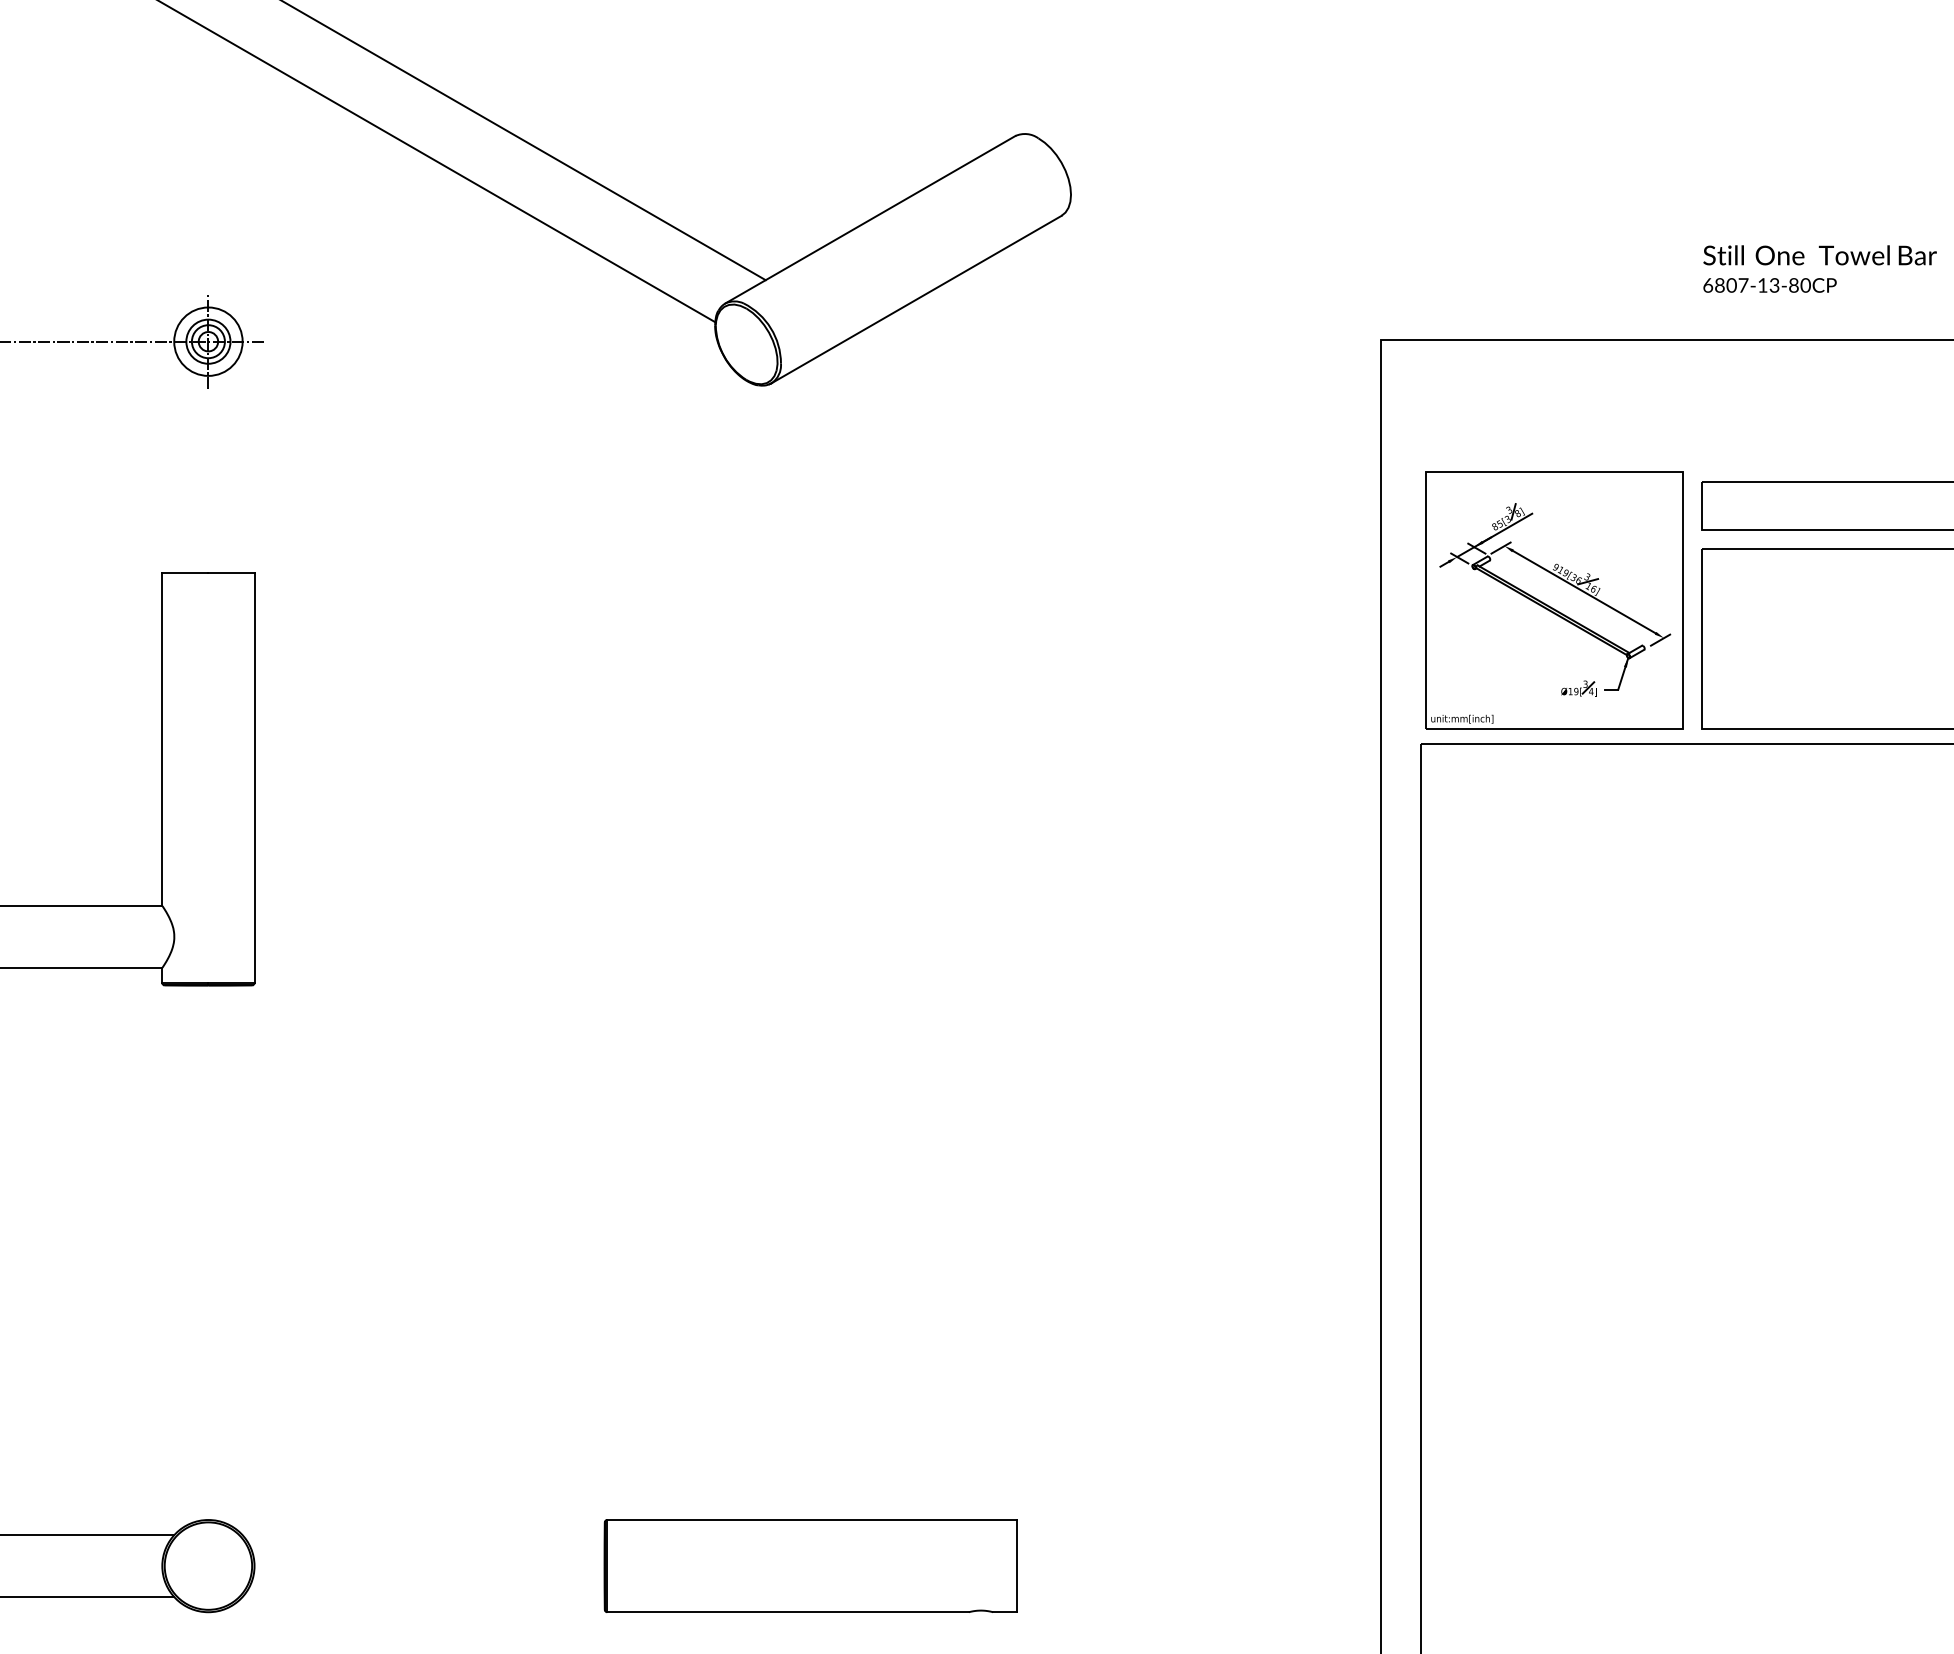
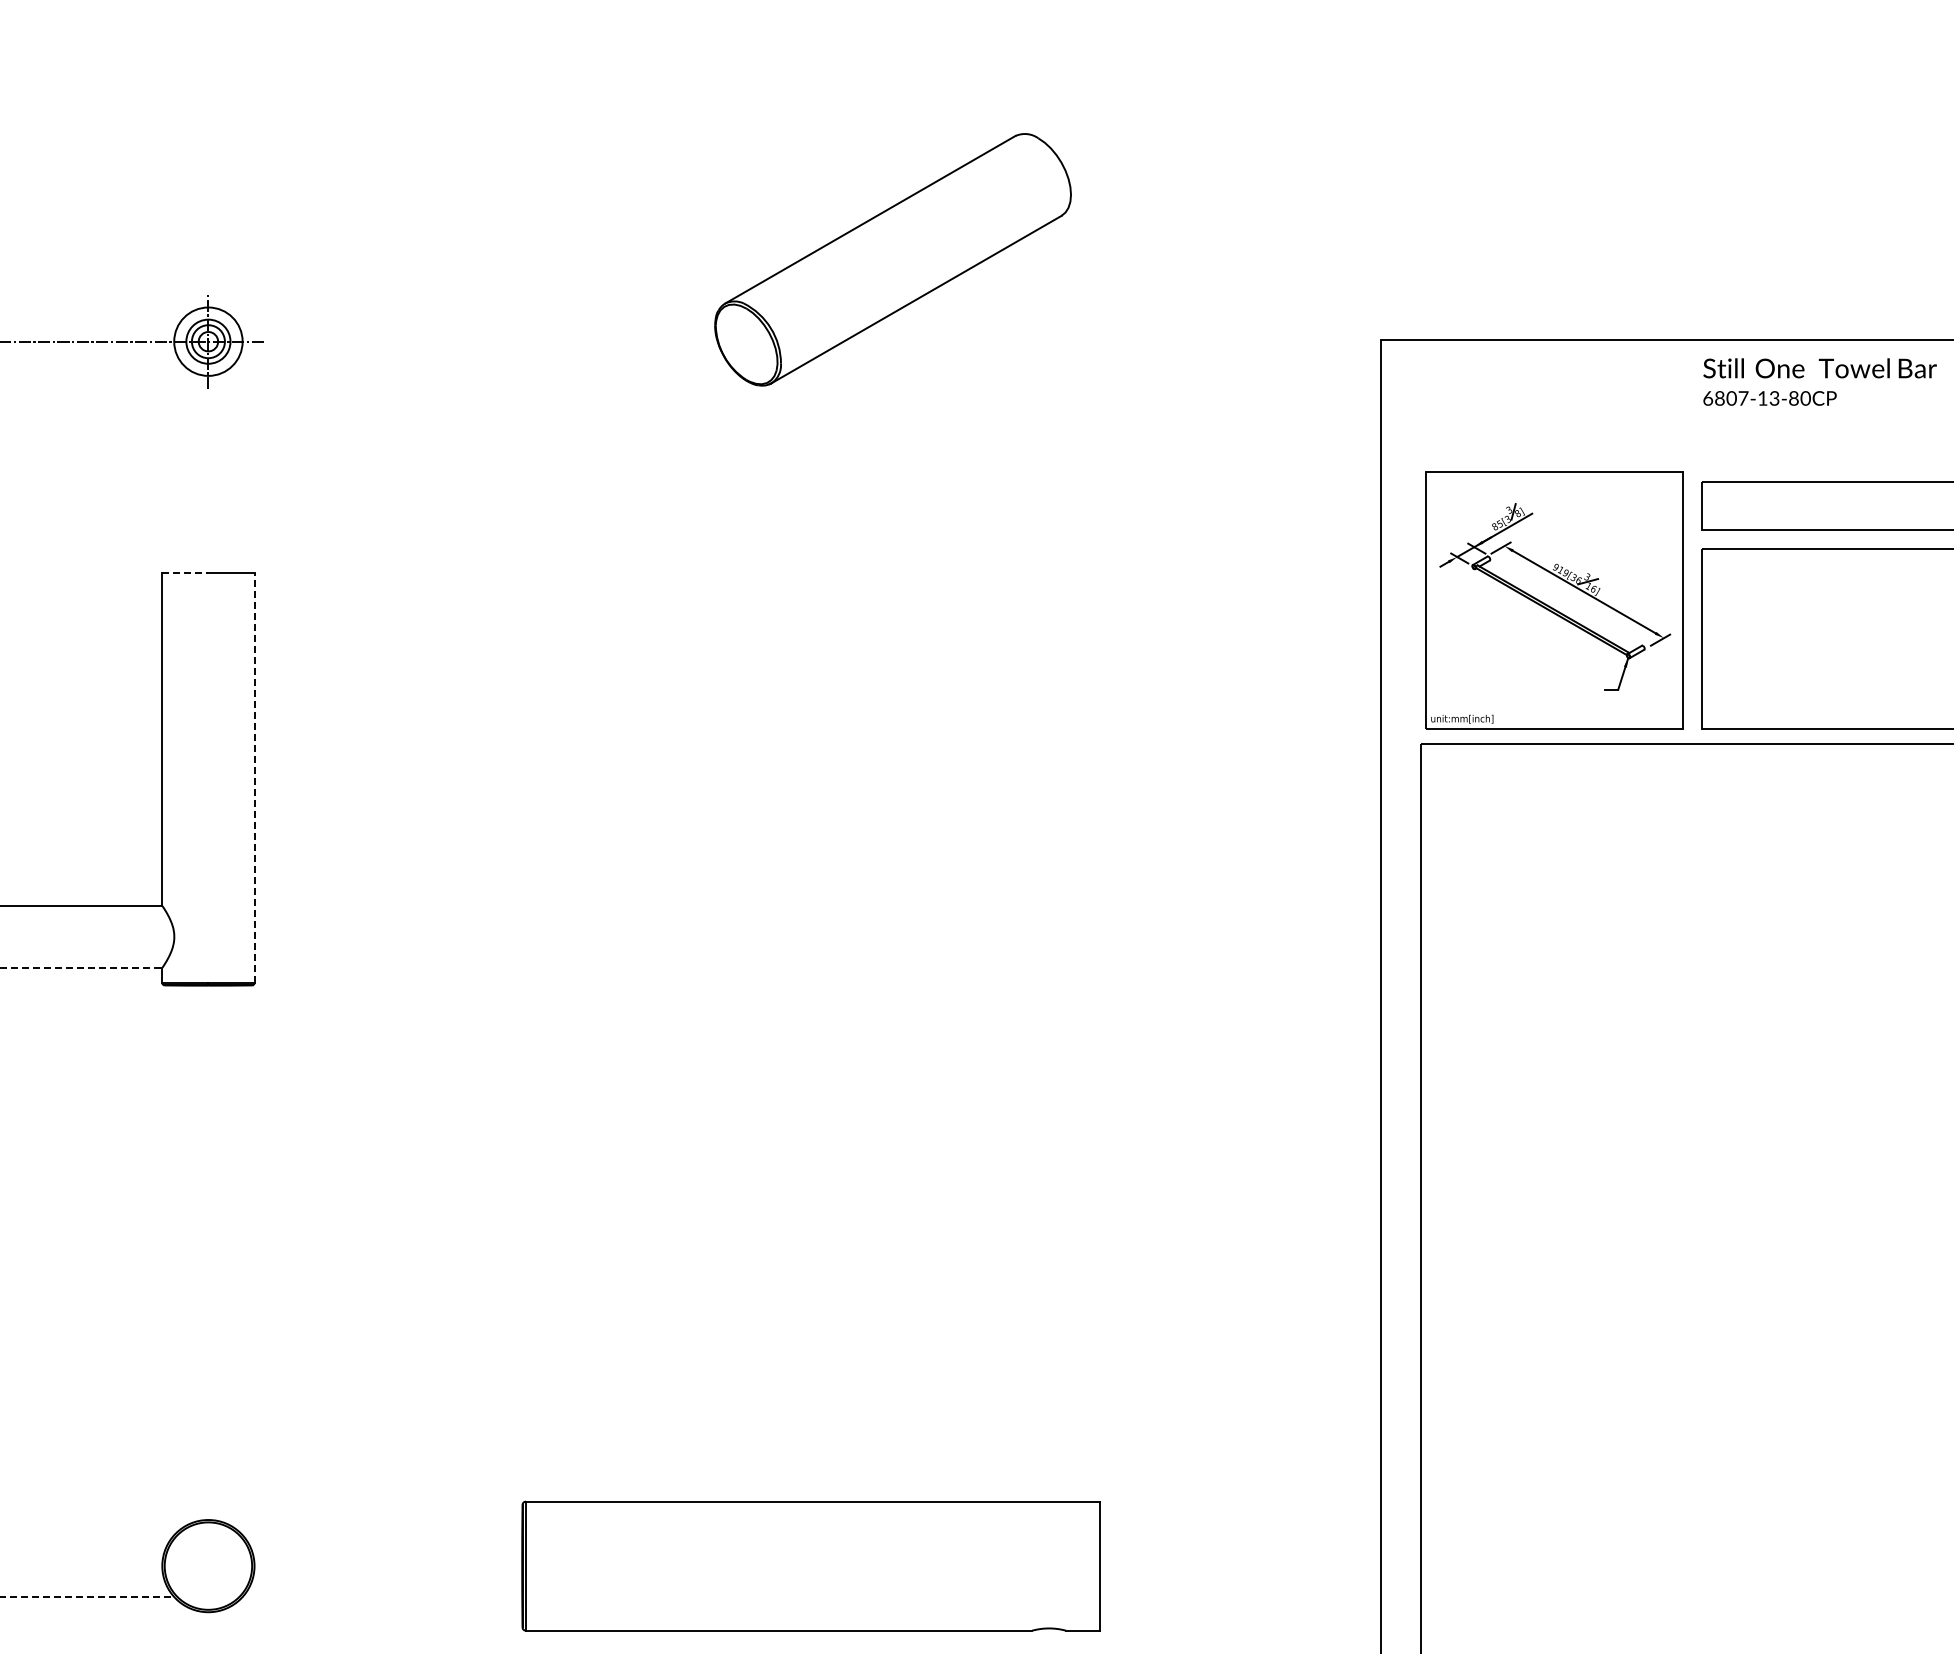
line: present -> none (524, 141)
line: present -> none (437, 162)
text position: (1819, 268) -> (1819, 381) (1819, 381)
line: solid -> dashed (185, 572)
part: present -> none (1578, 688)
line: solid -> dashed (254, 777)
line: solid -> dashed (81, 967)
line: present -> none (88, 1535)
part size: 415x94 px -> 580x132 px (810, 1565)
line: solid -> dashed (87, 1596)
